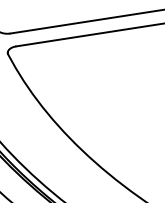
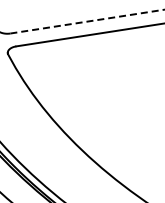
line: solid -> dashed (87, 21)
